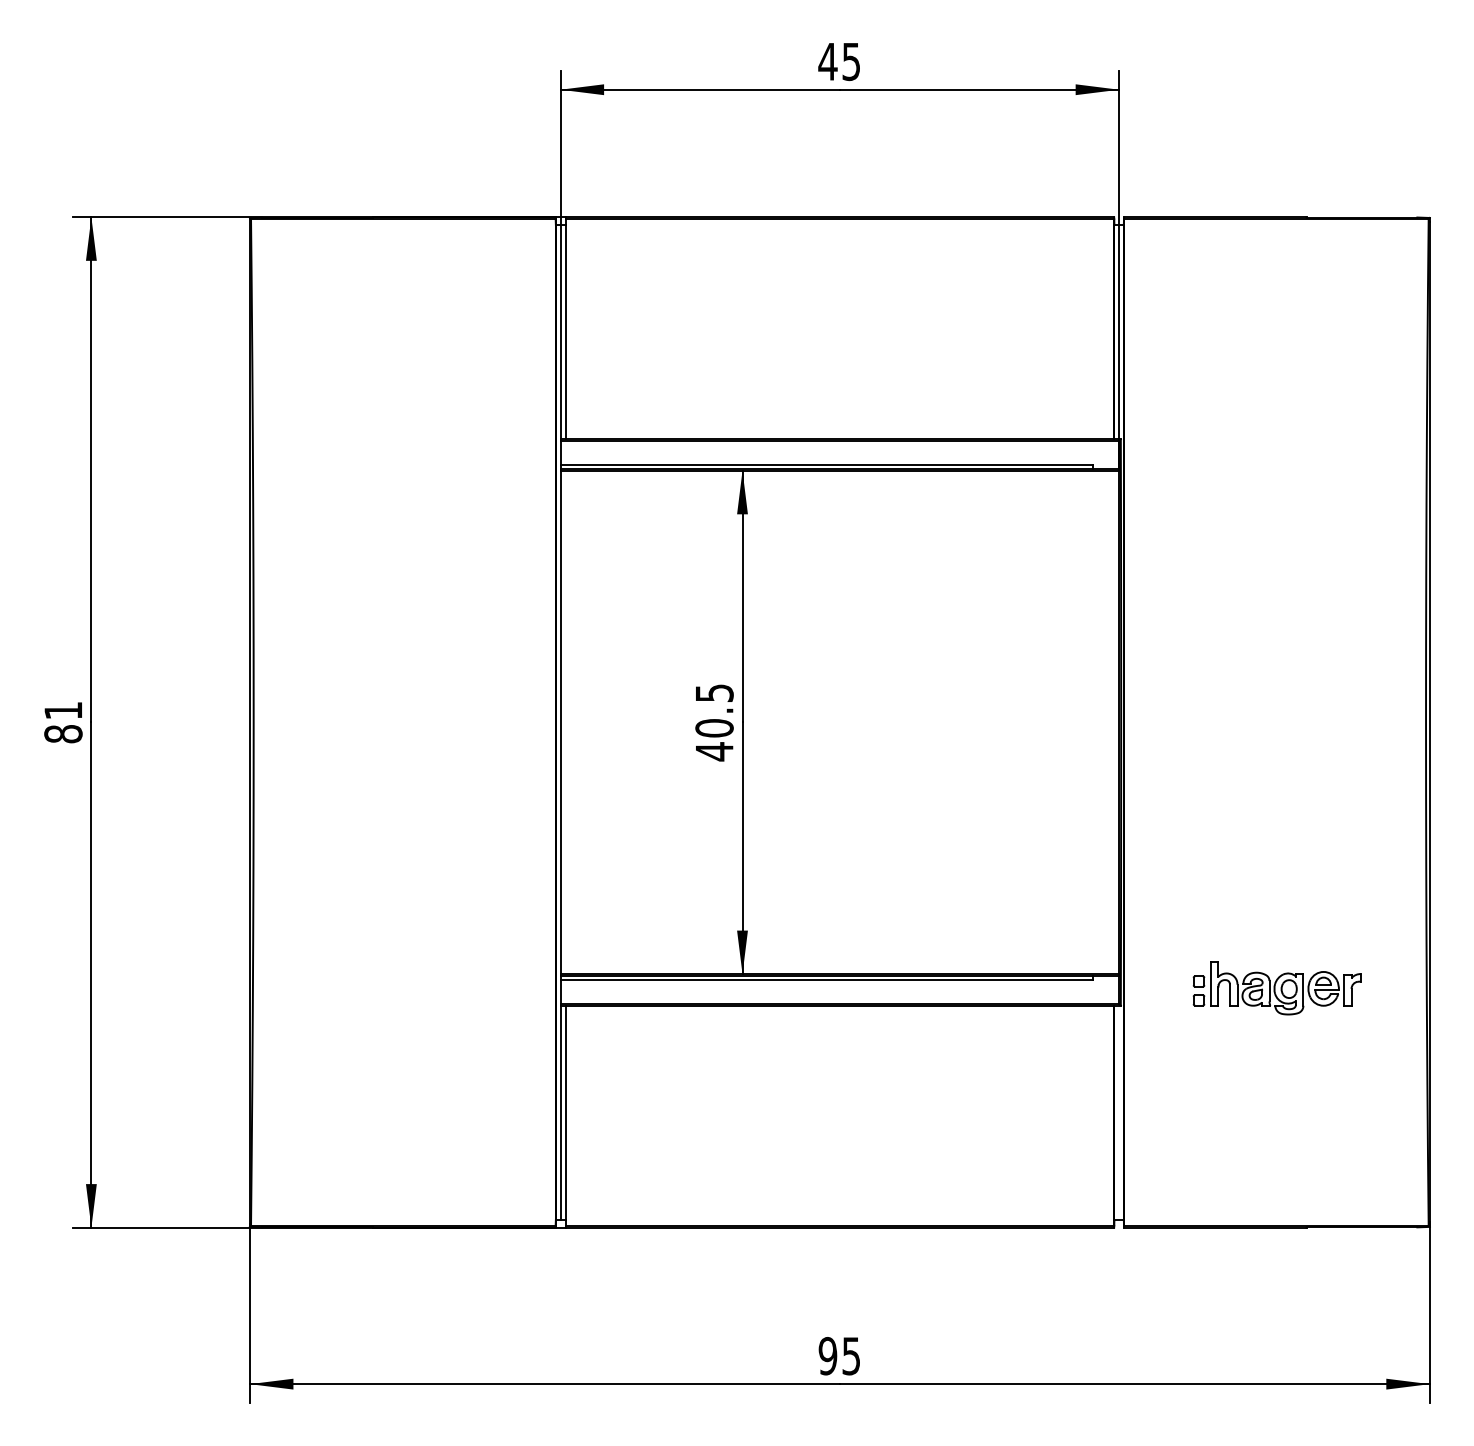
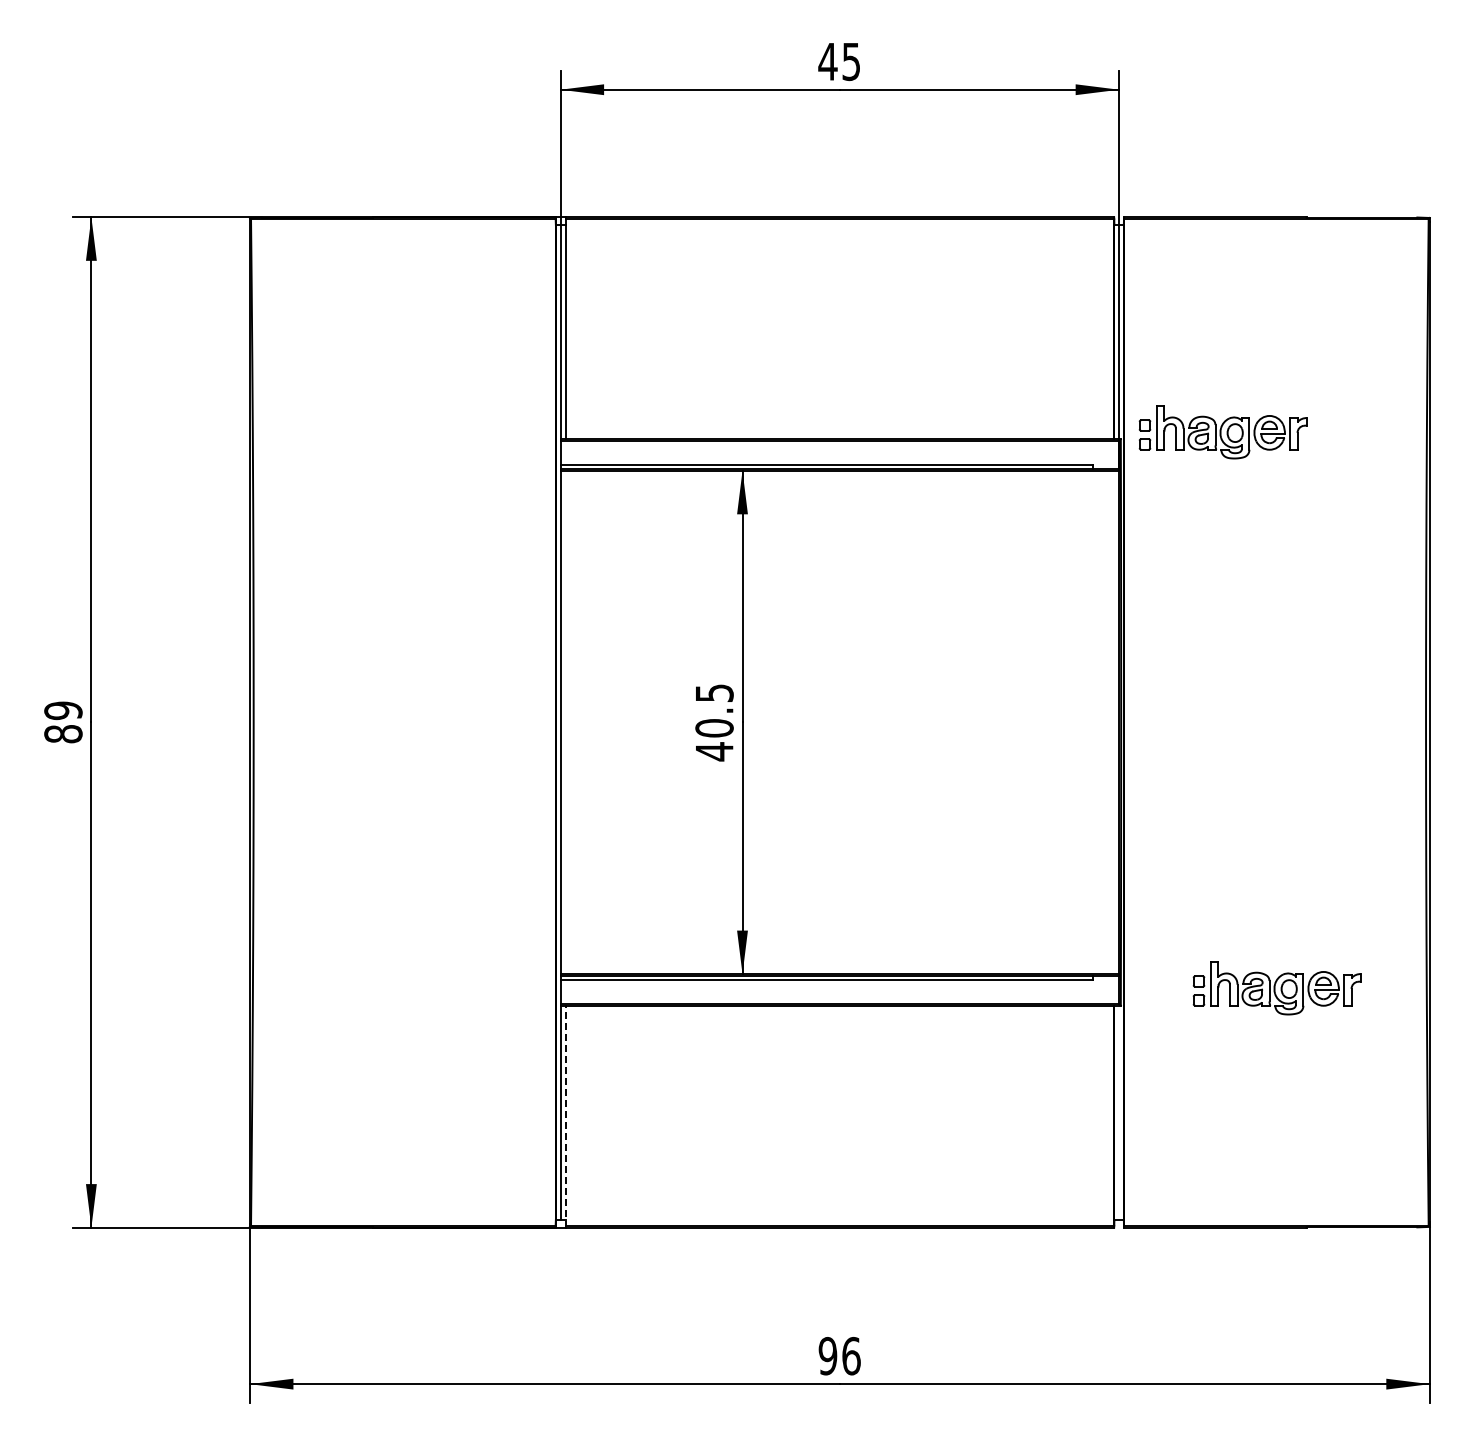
part: none -> present (1222, 432)
text: 81 -> 89 (63, 710)
line: solid -> dashed (565, 1116)
text: 95 -> 96 (851, 1355)
